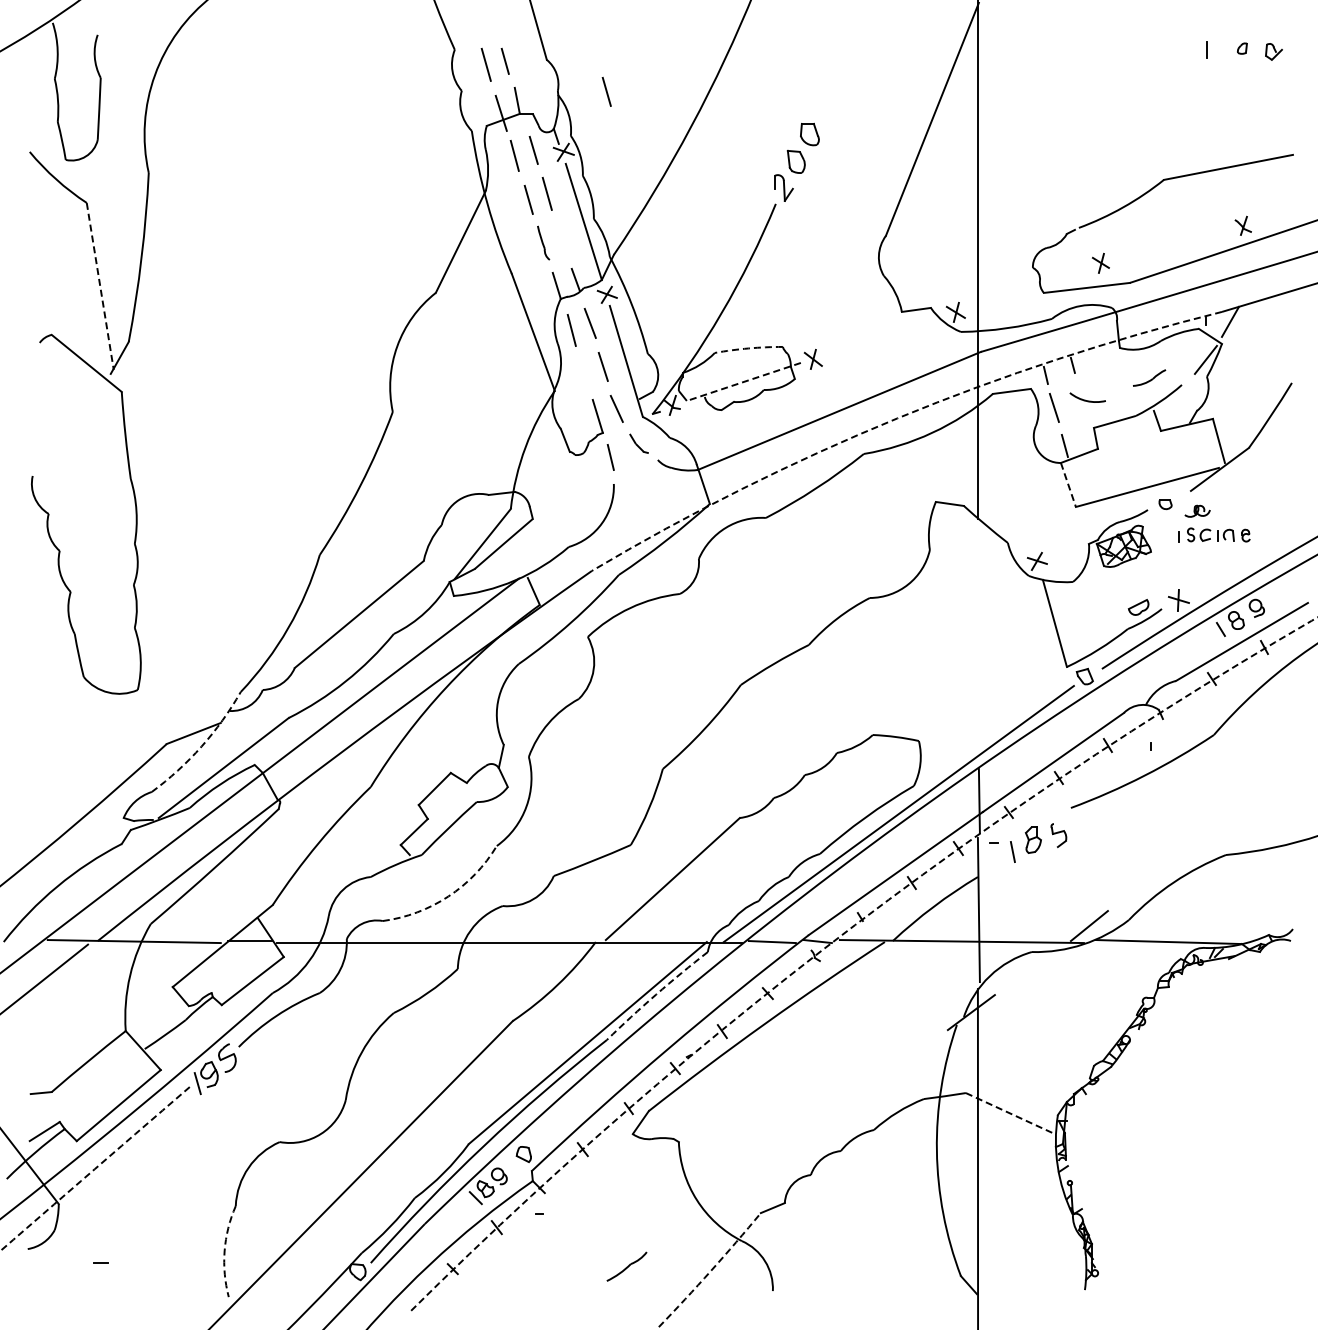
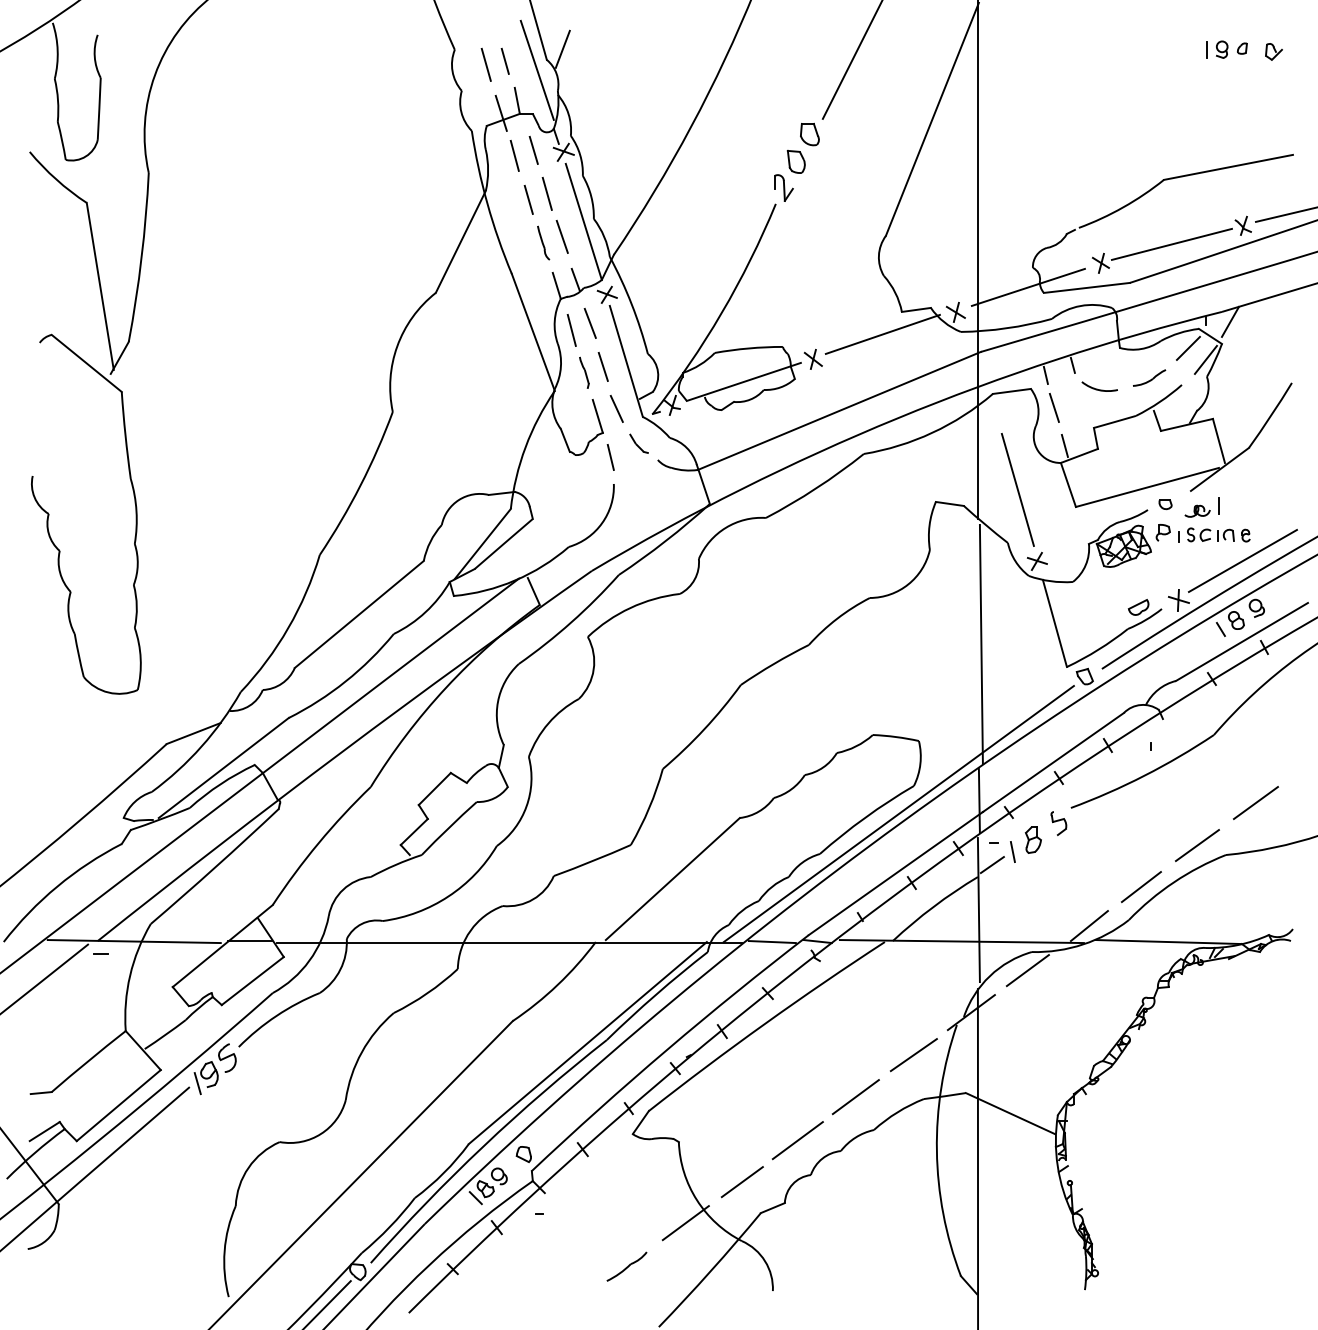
line: none -> present (562, 48)
part: none -> present (1222, 49)
line: none -> present (851, 60)
line: none -> present (536, 69)
line: present -> none (606, 91)
line: none -> present (1284, 214)
line: none -> present (561, 236)
line: none -> present (1171, 243)
line: dashed -> solid (100, 286)
line: none -> present (1027, 286)
line: none -> present (882, 333)
line: none -> present (1187, 347)
arc: dashed -> solid (748, 348)
part: none -> present (584, 372)
line: dashed -> solid (743, 382)
arc position: (1085, 399) -> (1097, 388) (1097, 388)
arc: dashed -> solid (897, 418)
line: dashed -> solid (1068, 485)
line: none -> present (1017, 489)
line: none -> present (1218, 505)
part: none -> present (1162, 532)
line: none -> present (1242, 560)
line: none -> present (980, 644)
arc: dashed -> solid (201, 746)
line: none -> present (1255, 803)
part position: (1058, 835) -> (1058, 823) (1058, 823)
line: none -> present (1196, 845)
line: none -> present (991, 865)
line: none -> present (1140, 887)
arc: dashed -> solid (448, 896)
arc: dashed -> solid (841, 935)
line: none -> present (1027, 970)
arc: dashed -> solid (656, 994)
line: none -> present (913, 1055)
line: none -> present (855, 1097)
line: dashed -> solid (1010, 1113)
line: none -> present (797, 1140)
arc: dashed -> solid (94, 1169)
line: none -> present (741, 1182)
line: none -> present (685, 1223)
arc: dashed -> solid (224, 1251)
line position: (100, 1262) -> (100, 953) (100, 953)
arc: dashed -> solid (710, 1271)
line: none -> present (327, 1303)
